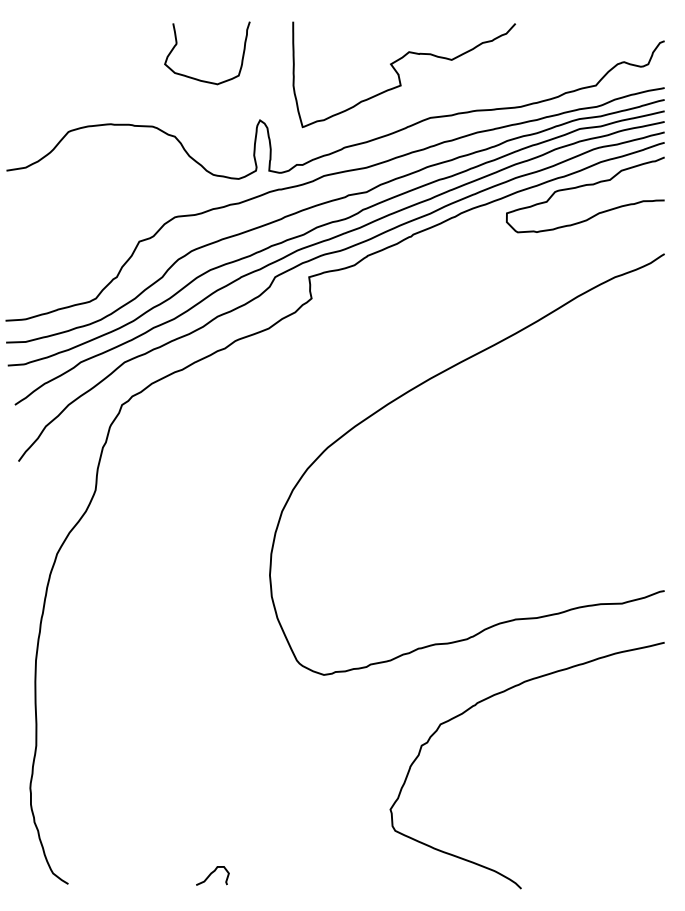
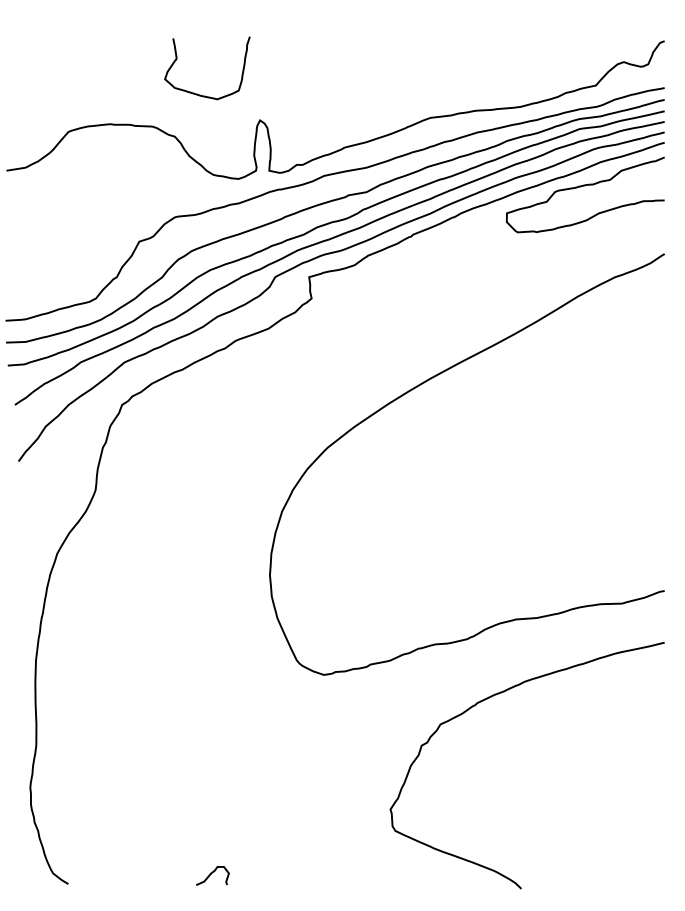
curve: present -> none (399, 74)
curve position: (197, 78) -> (197, 93) (197, 93)
